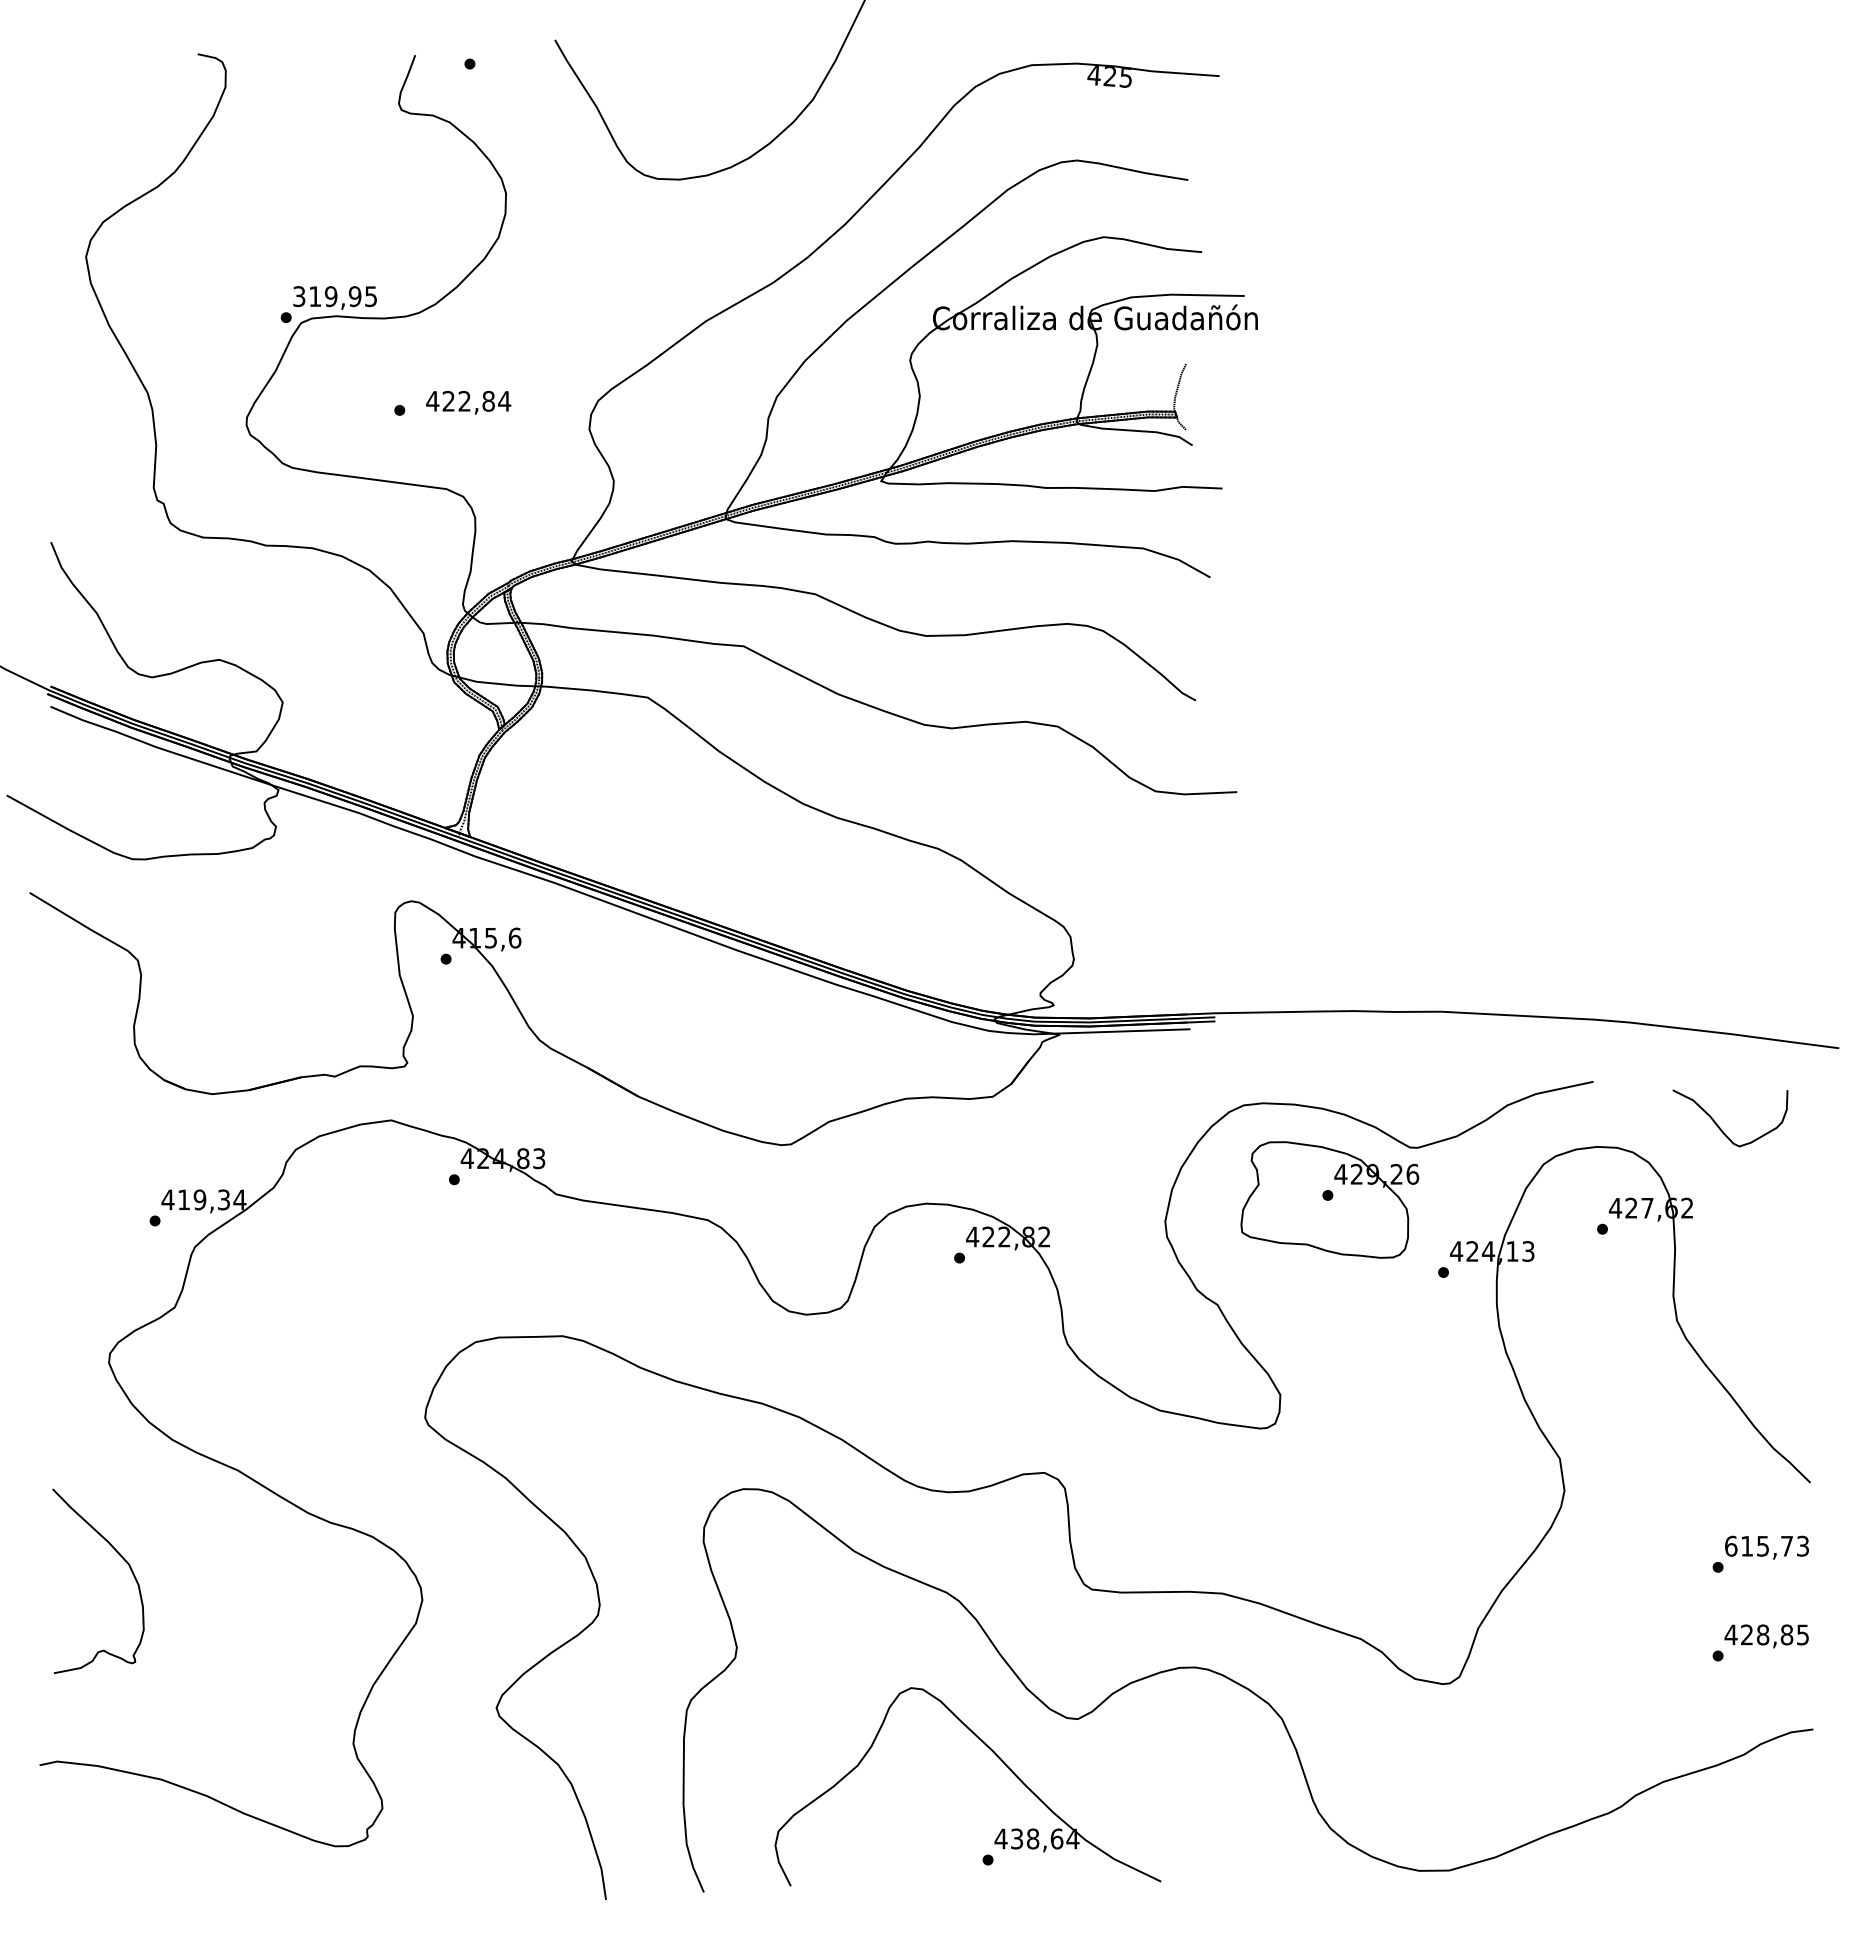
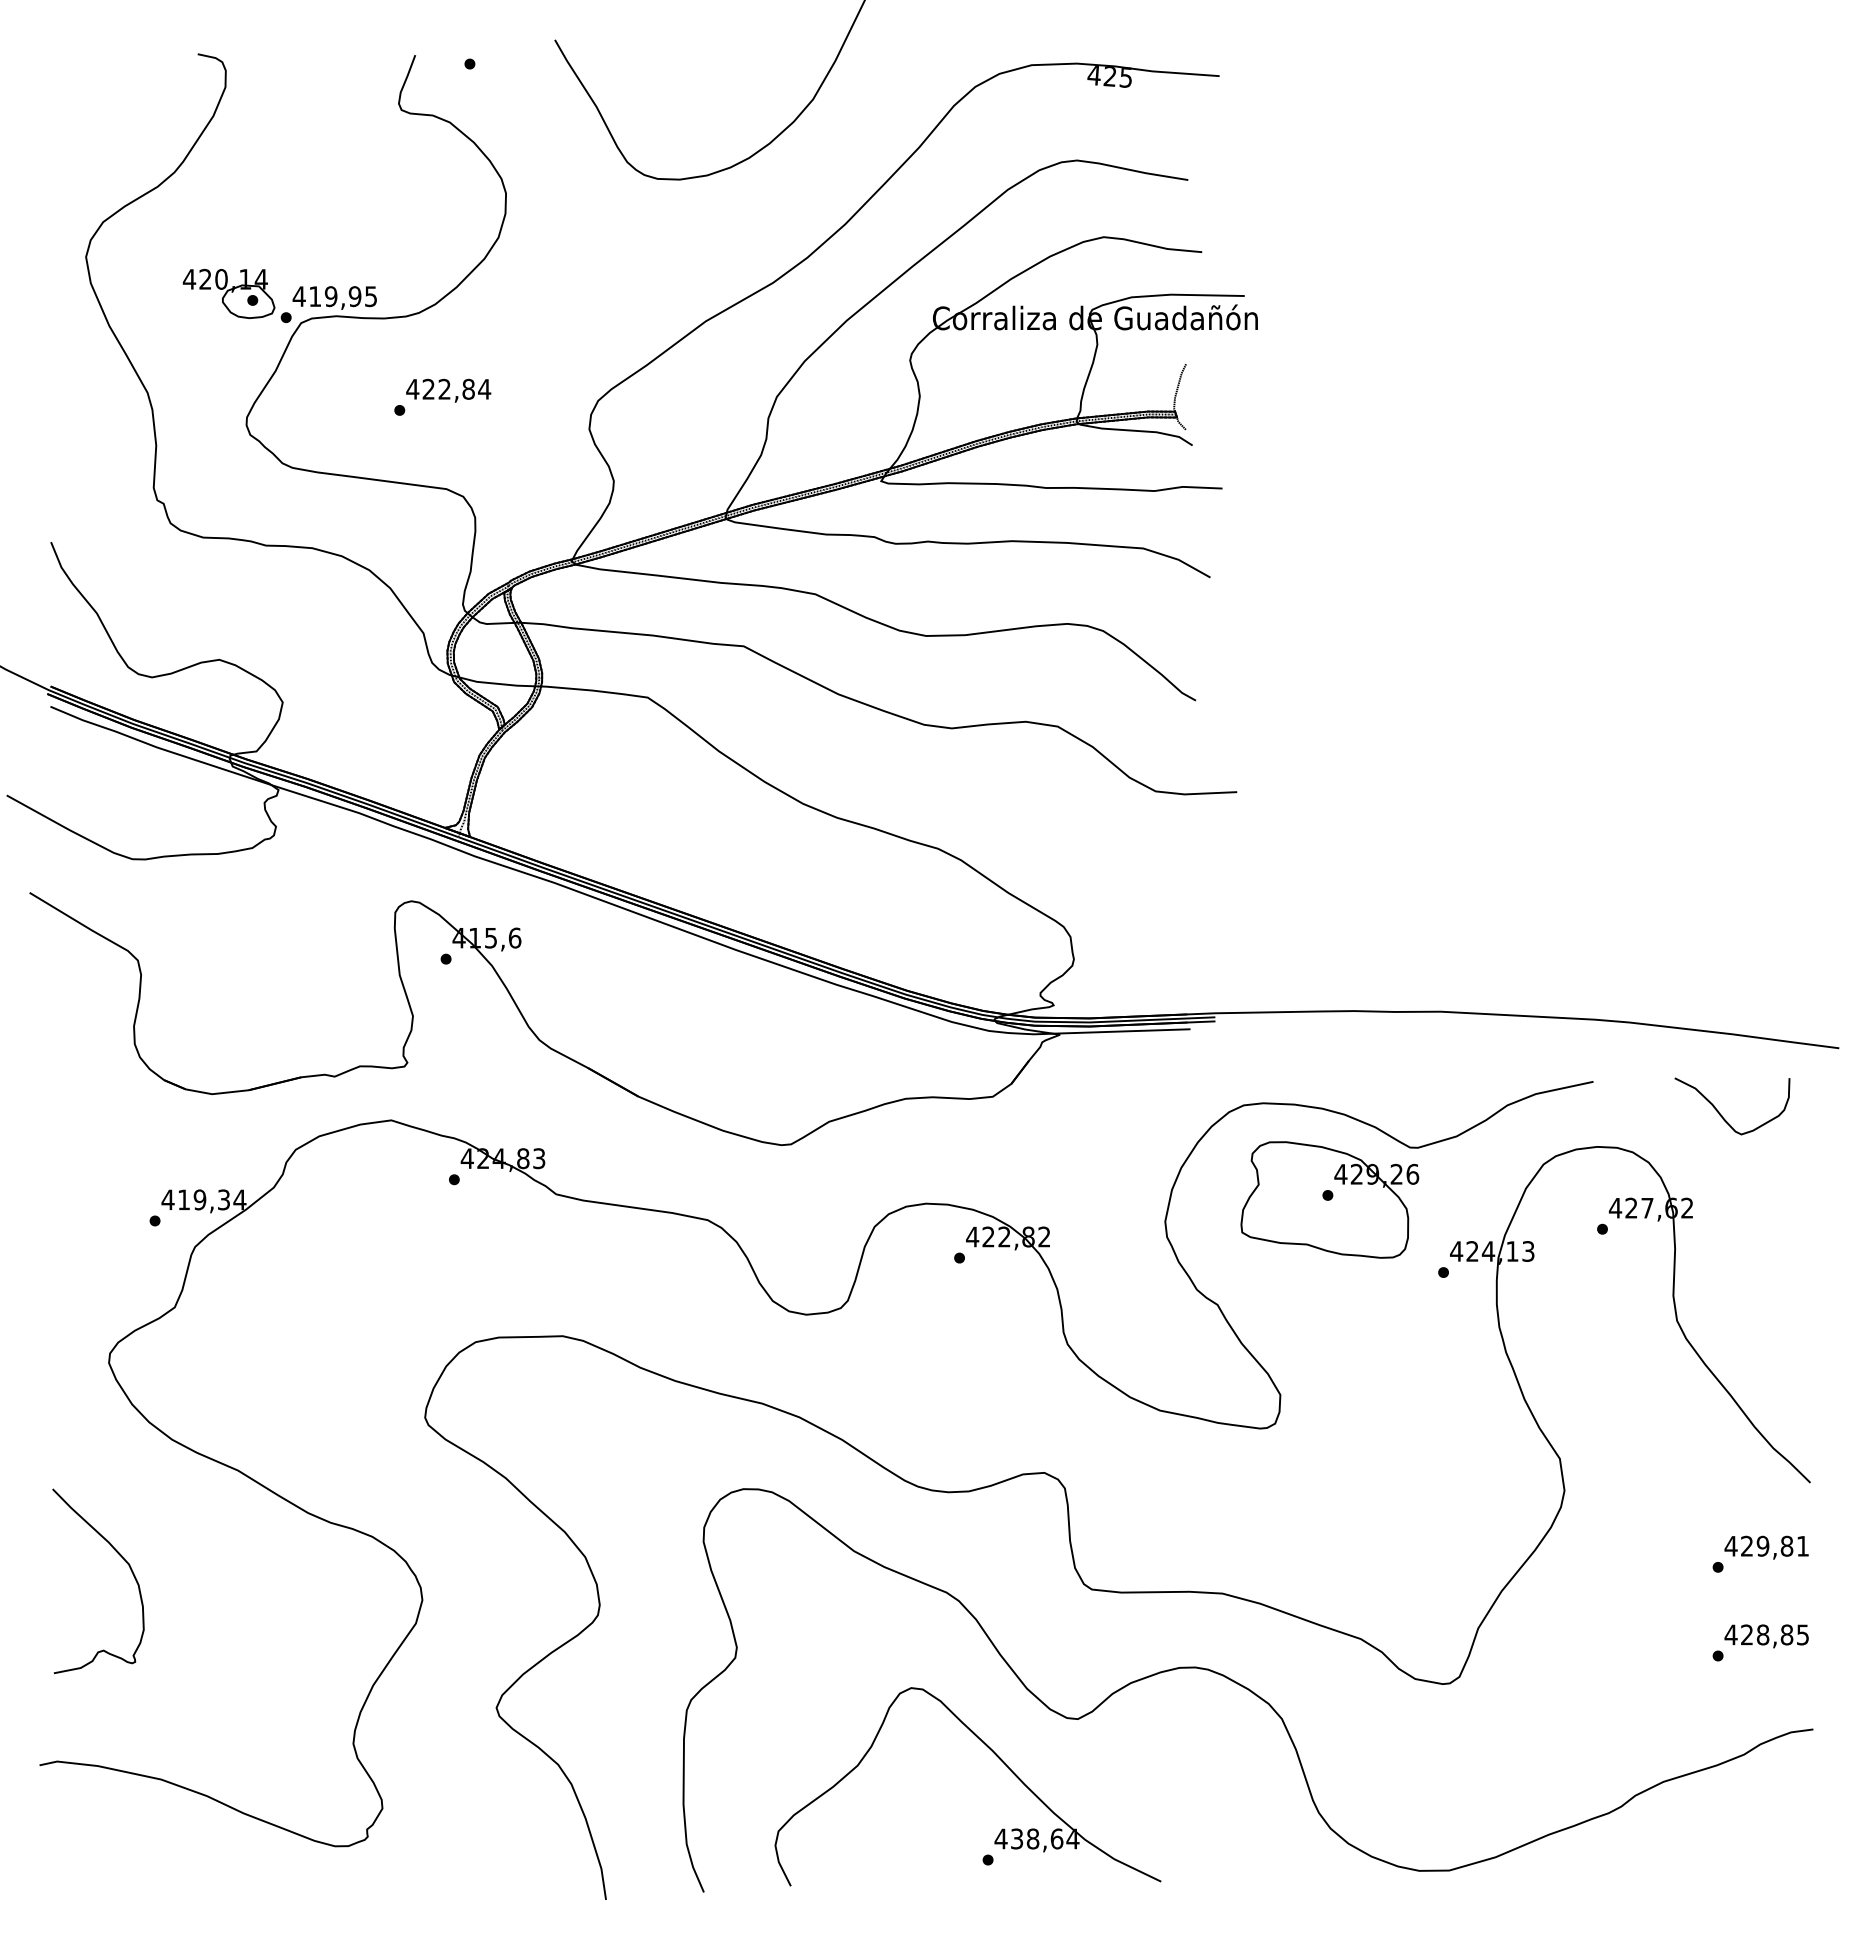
part: none -> present (228, 294)
text: 319,95 -> 419,95 (298, 296)
text position: (468, 402) -> (448, 390) (448, 390)
curve position: (1720, 1127) -> (1722, 1115) (1722, 1115)
text: 615,73 -> 429,81 (1766, 1545)
